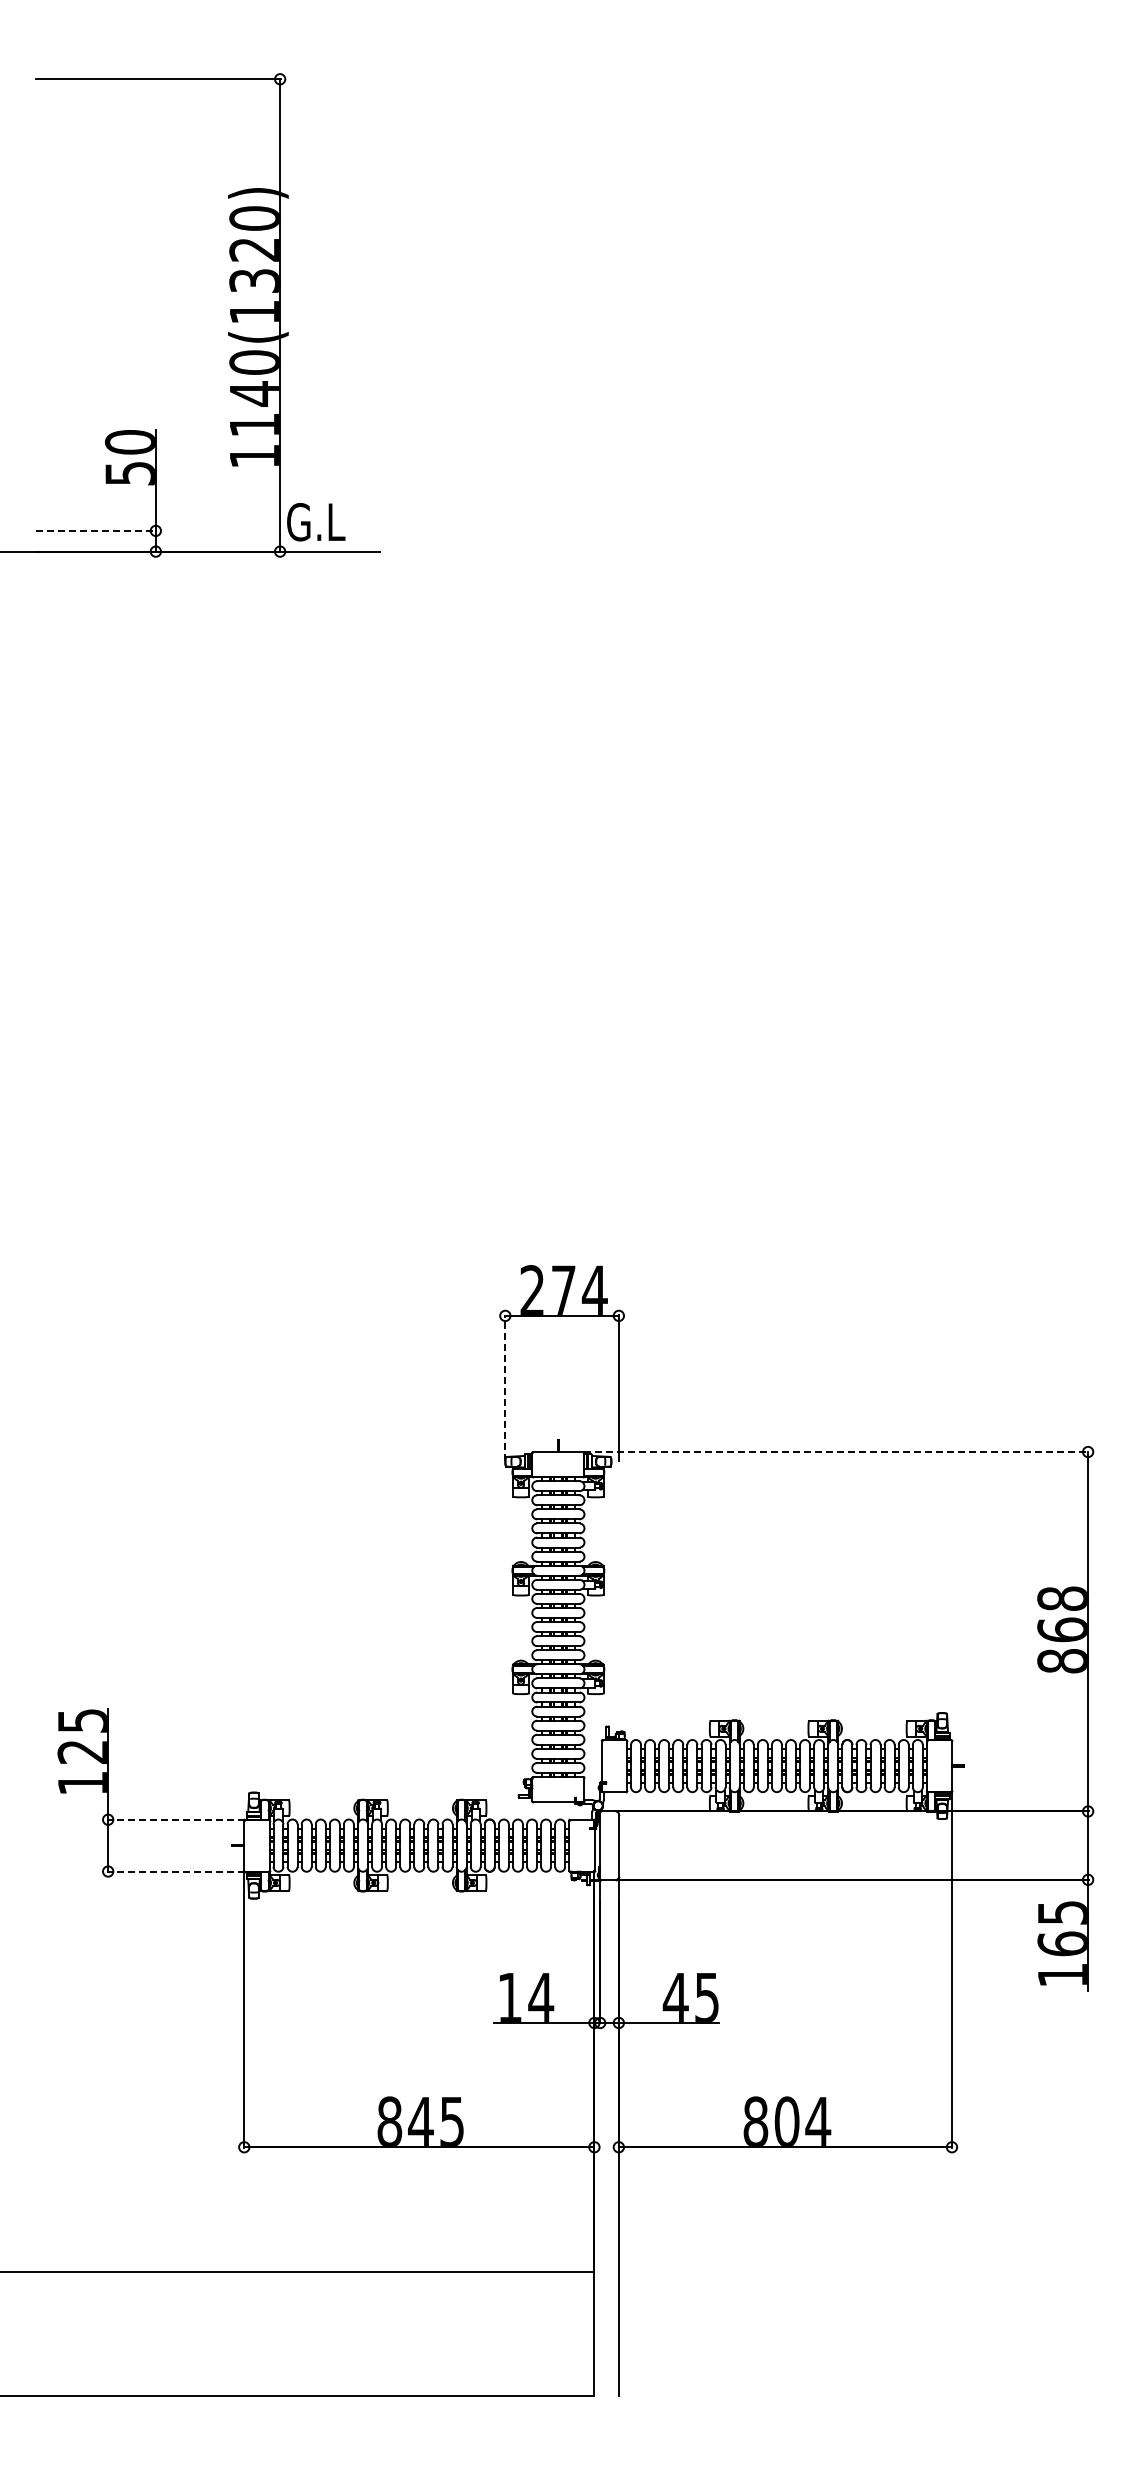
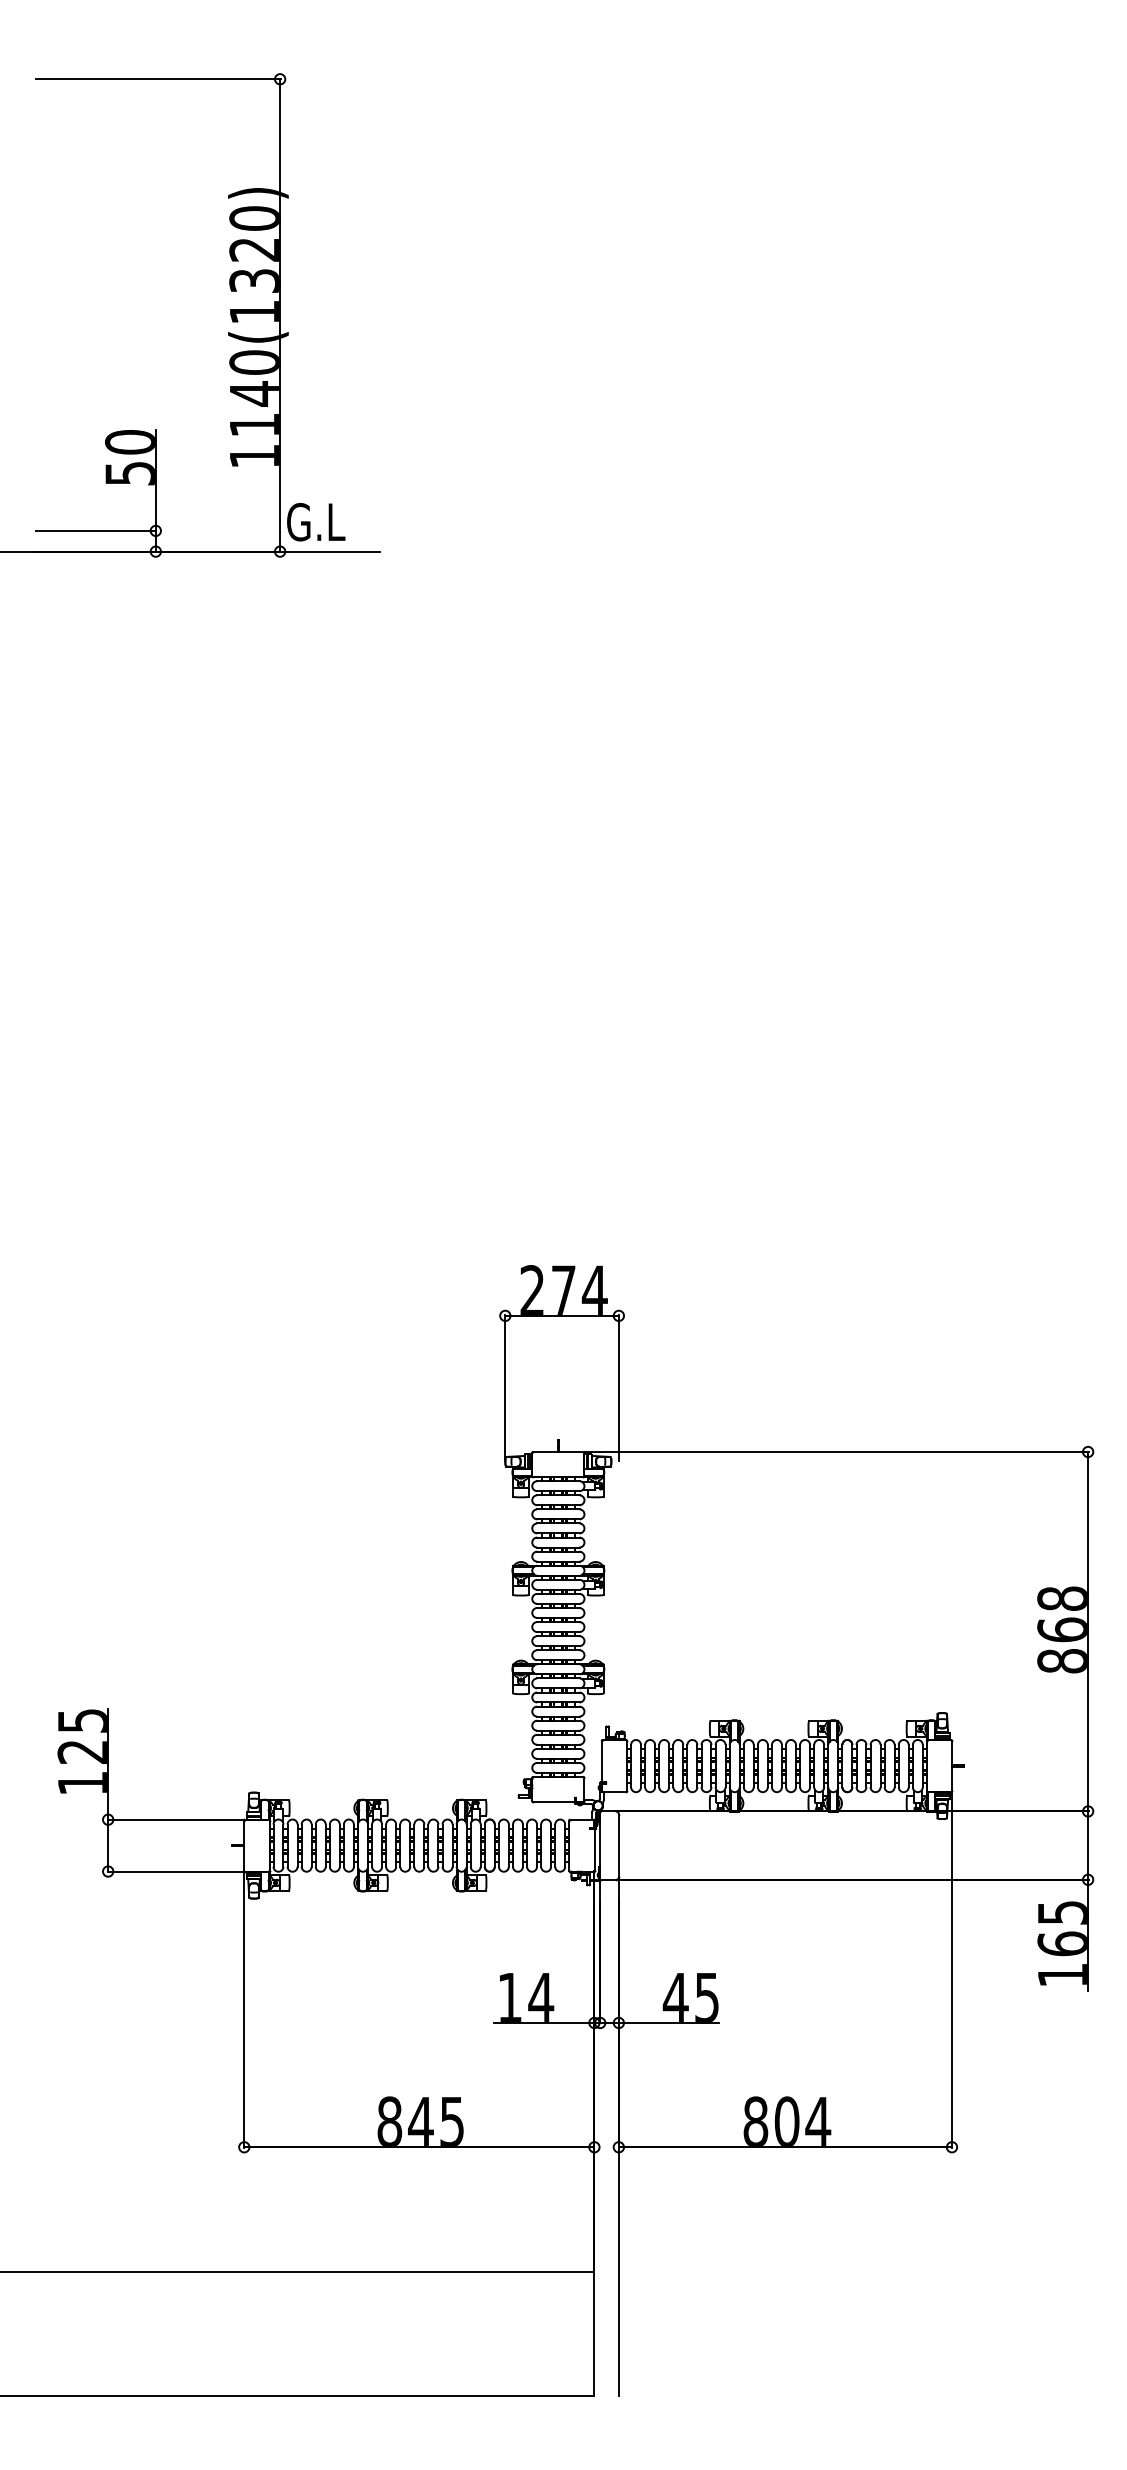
line: dashed -> solid (96, 530)
line: dashed -> solid (505, 1388)
line: dashed -> solid (836, 1452)
line: dashed -> solid (175, 1819)
line: dashed -> solid (175, 1871)
